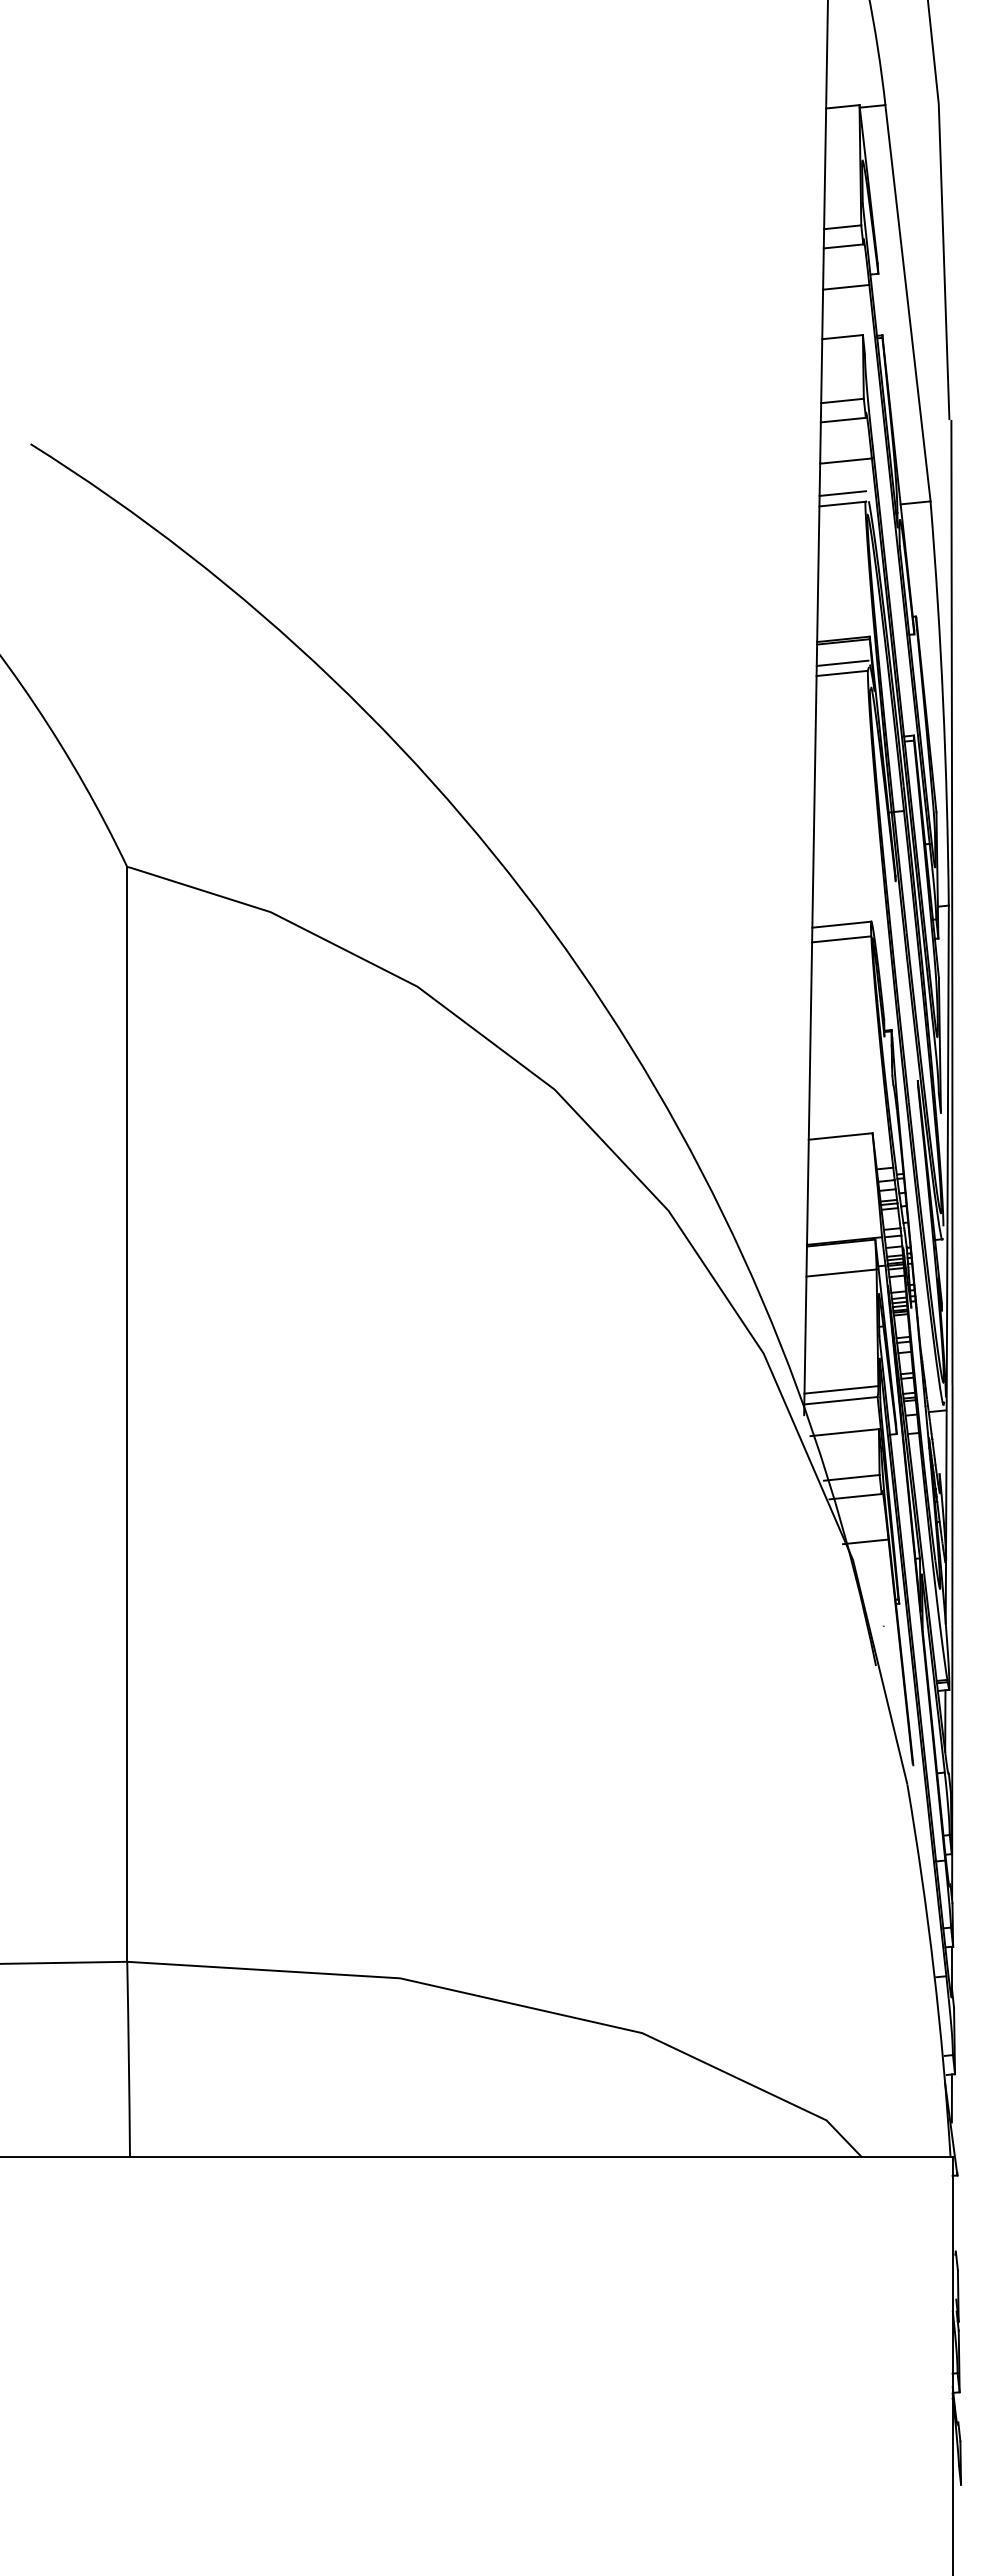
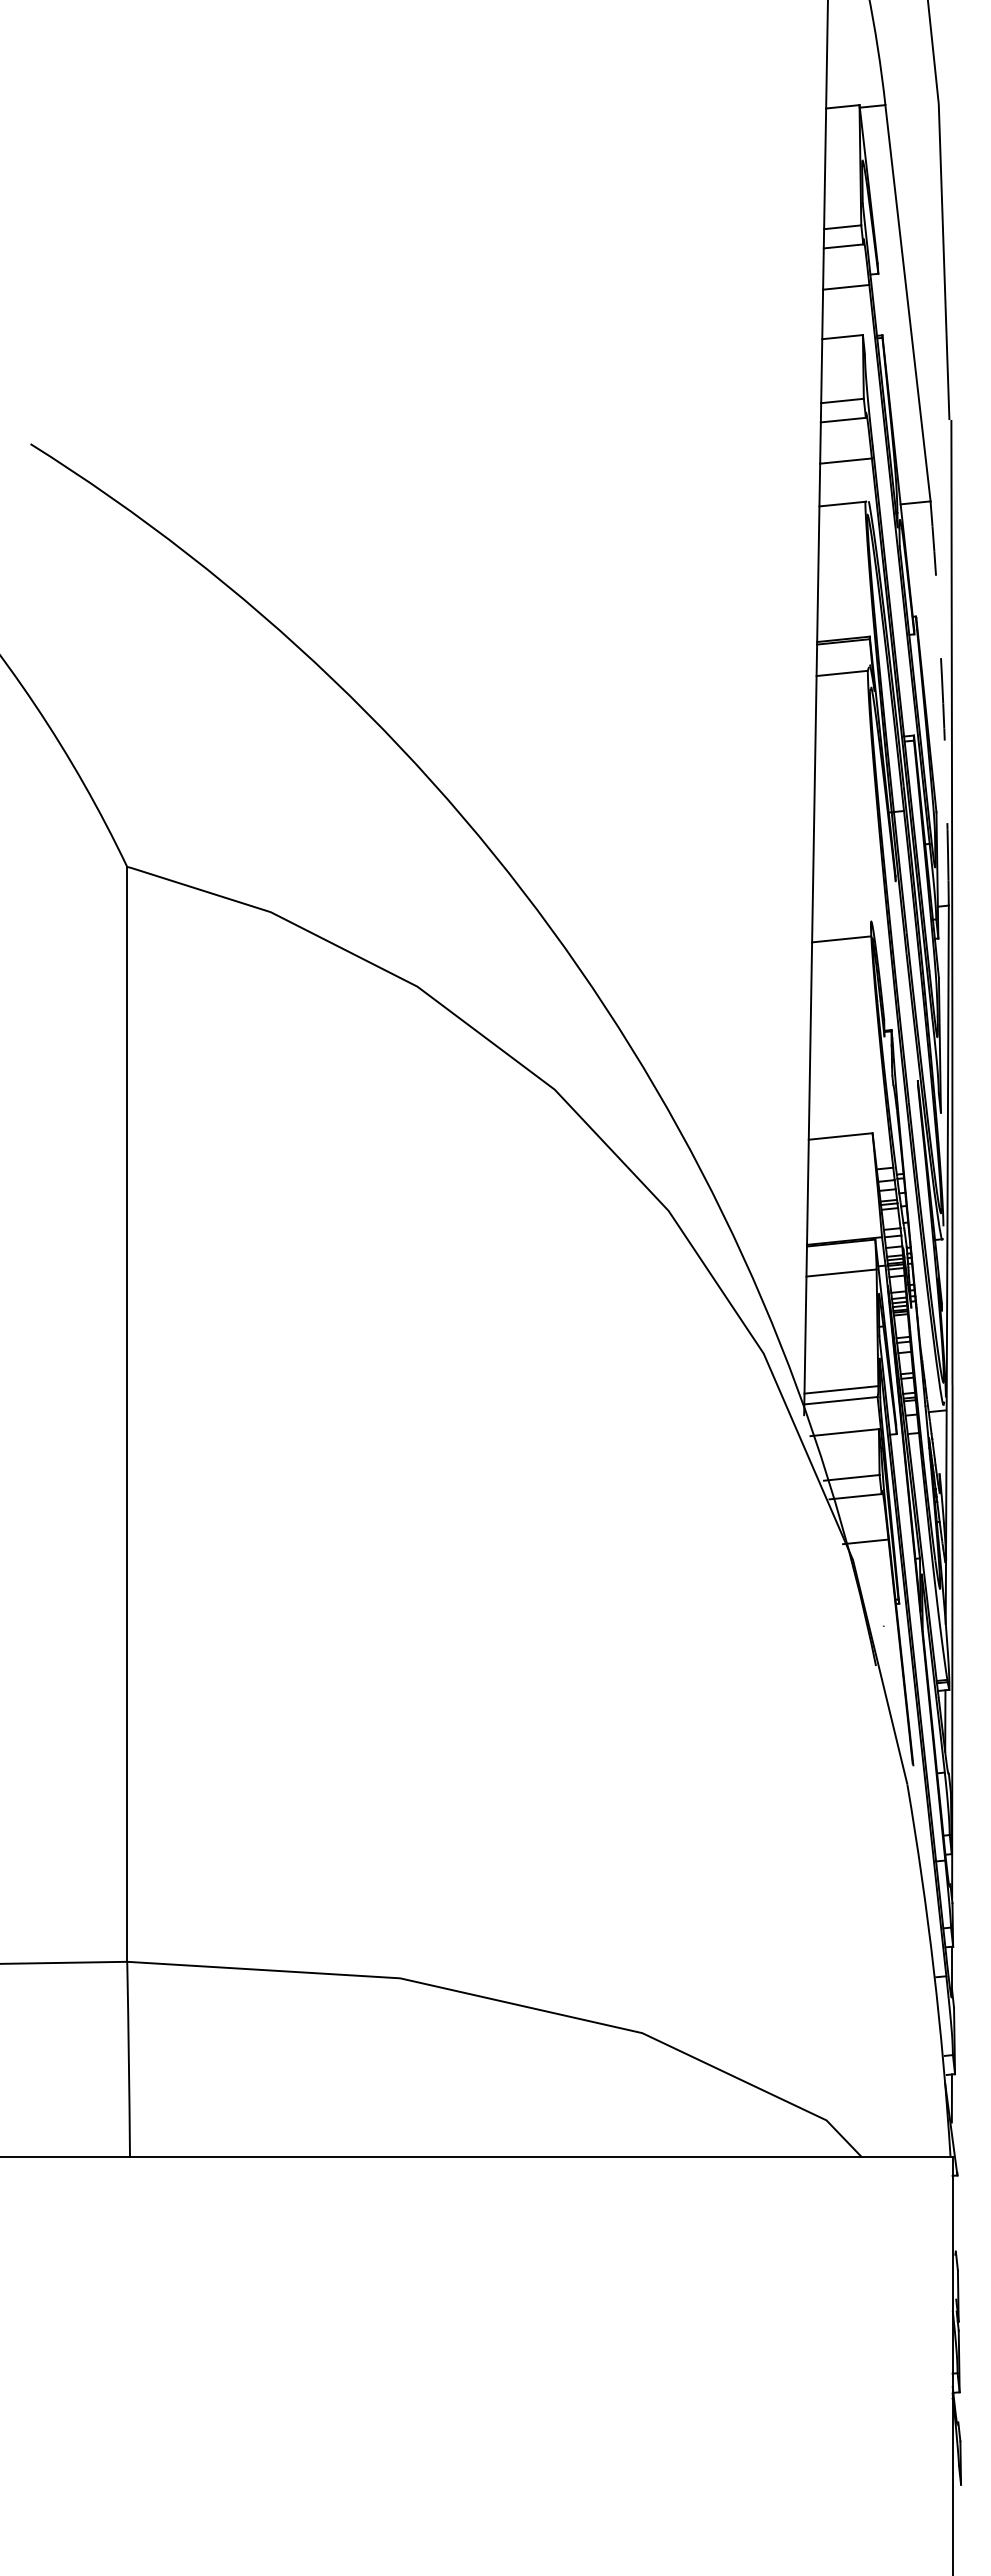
line: present -> none (842, 493)
line: present -> none (842, 662)
arc: solid -> dashed (943, 703)
line: present -> none (841, 924)
